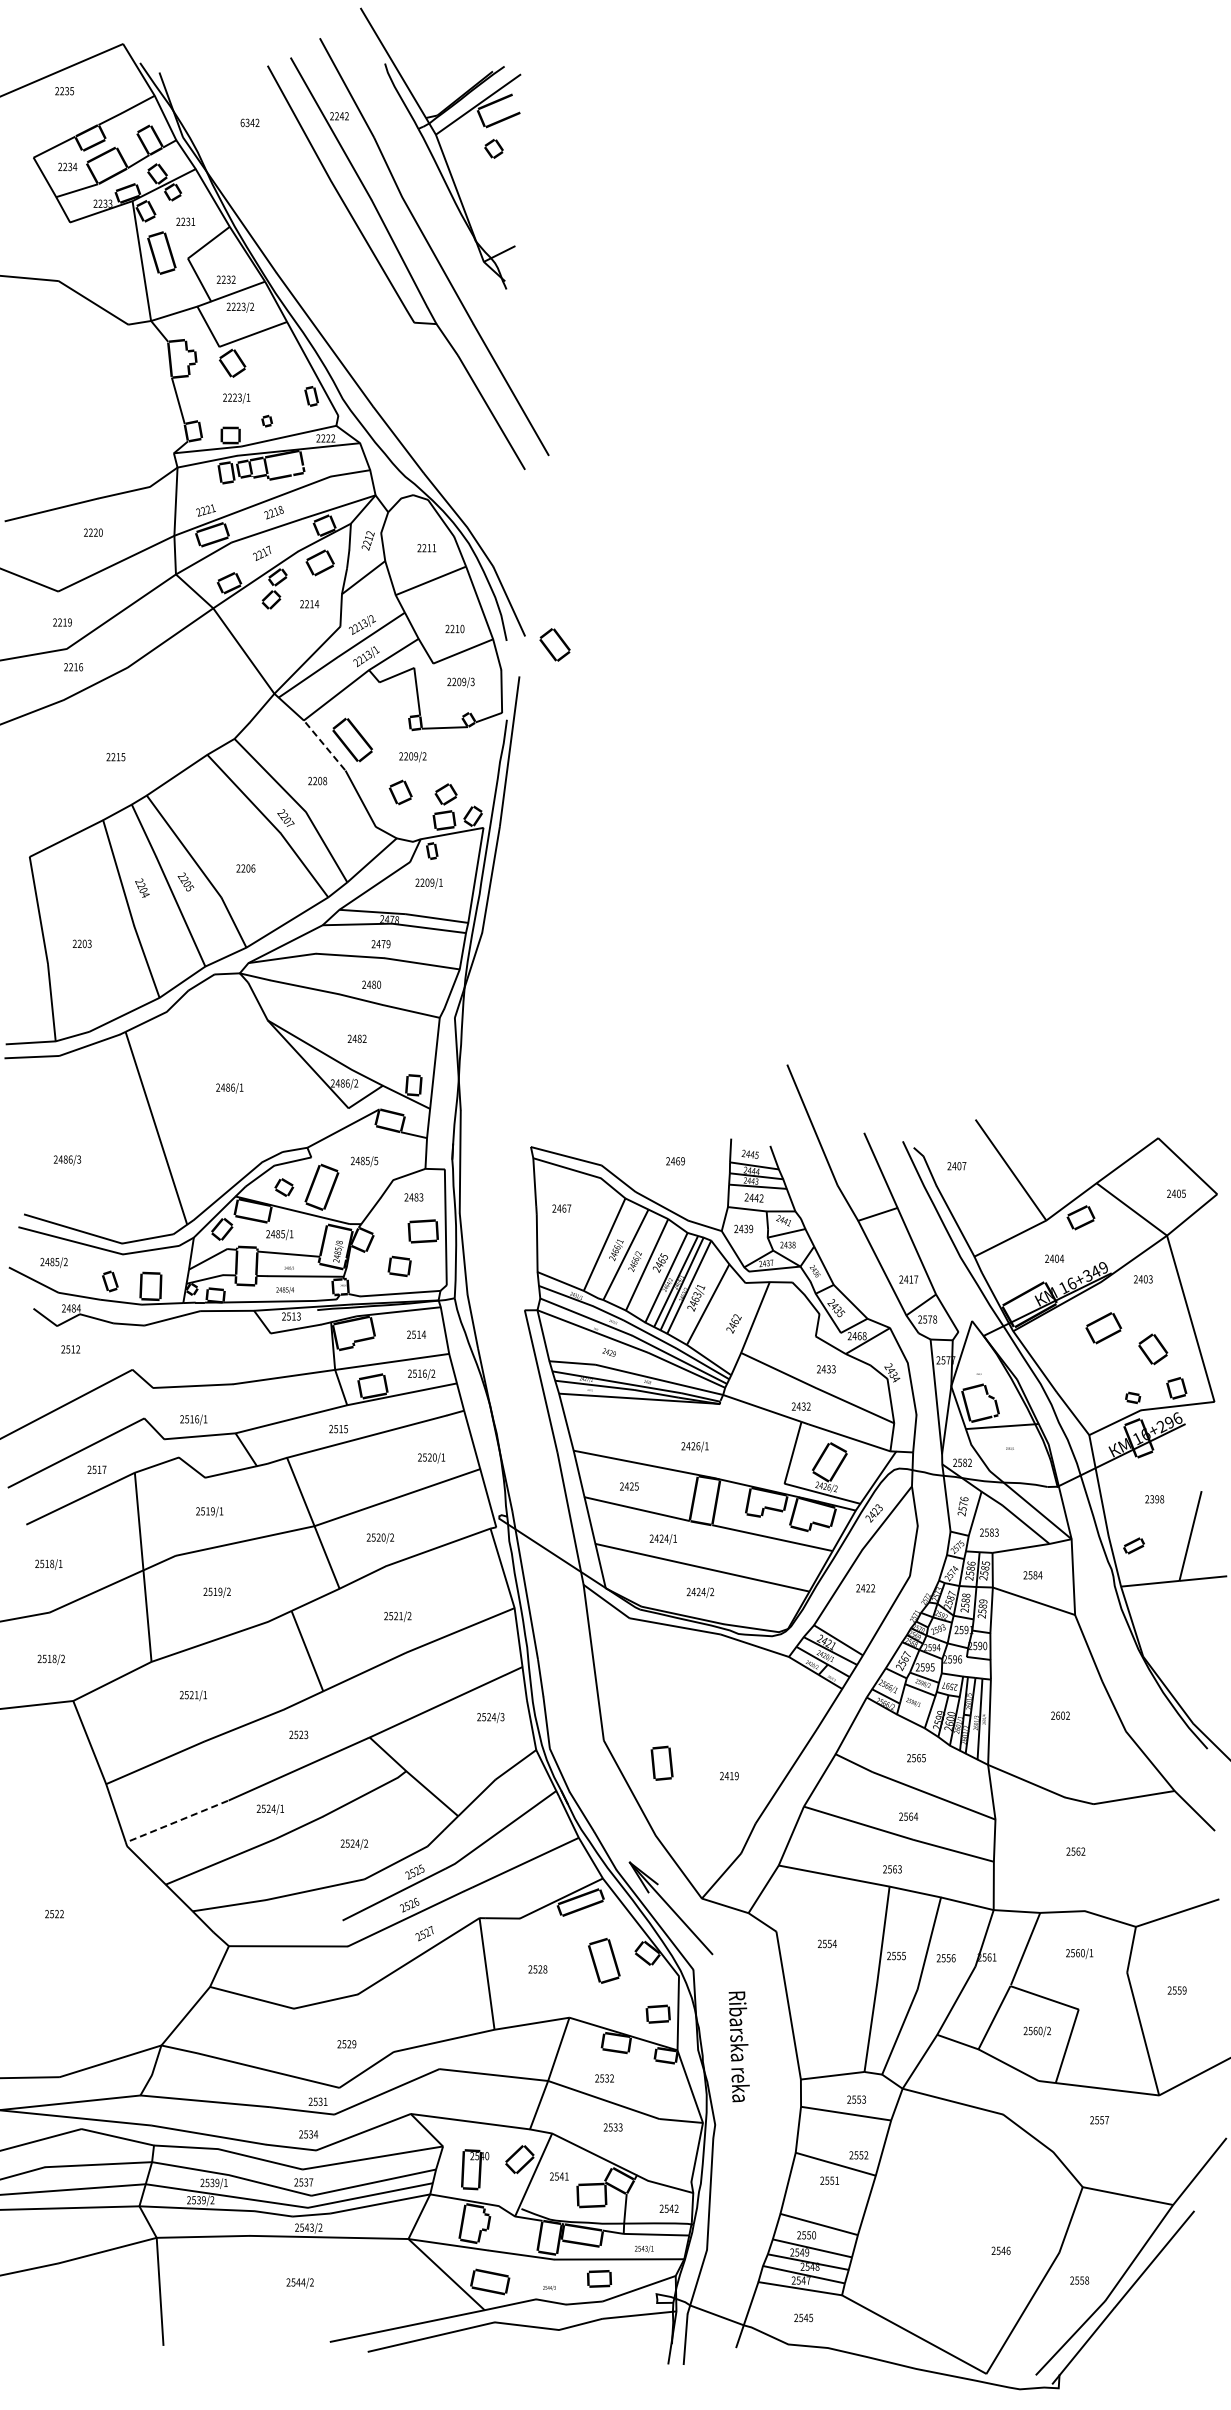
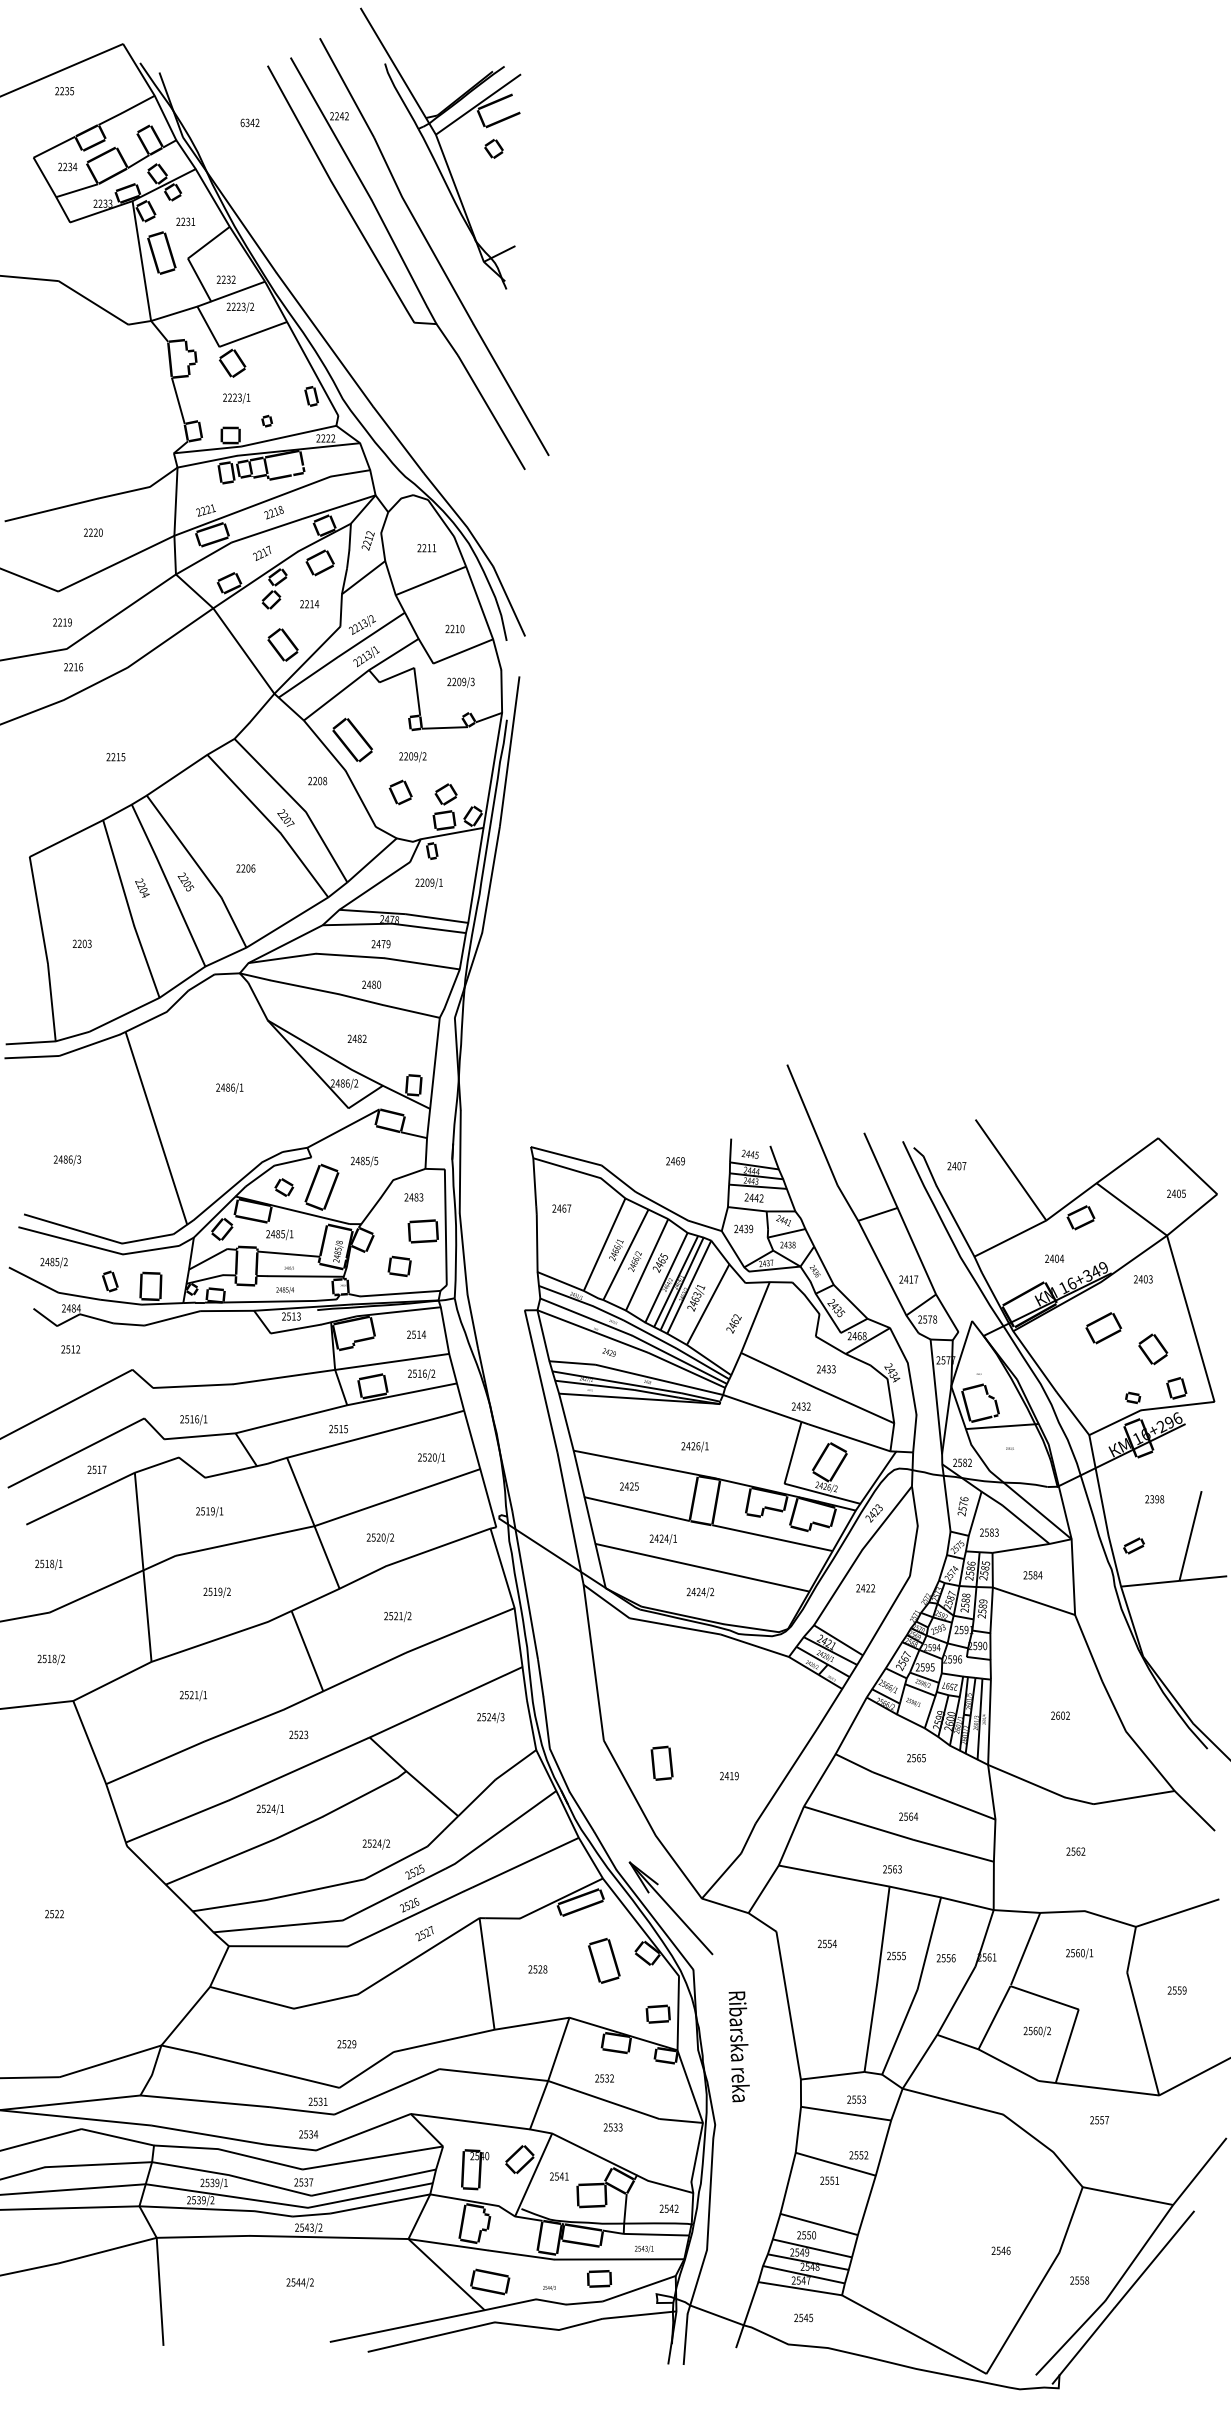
part position: (554, 644) -> (282, 644) (282, 644)
line: dashed -> solid (324, 745)
line: none -> present (492, 770)
line: dashed -> solid (177, 1821)
text position: (354, 1844) -> (376, 1844) (376, 1844)
line: none -> present (277, 1926)
